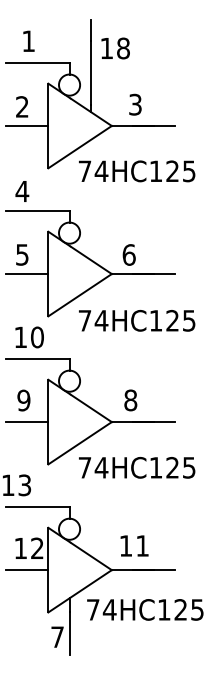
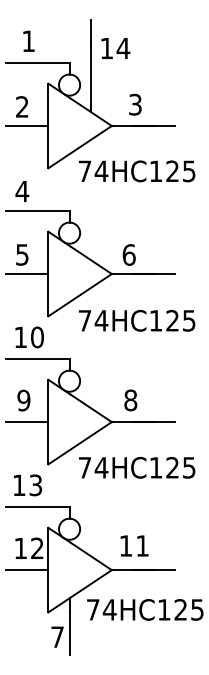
text: 18 -> 14 (123, 48)
text position: (17, 485) -> (28, 485) (28, 485)
